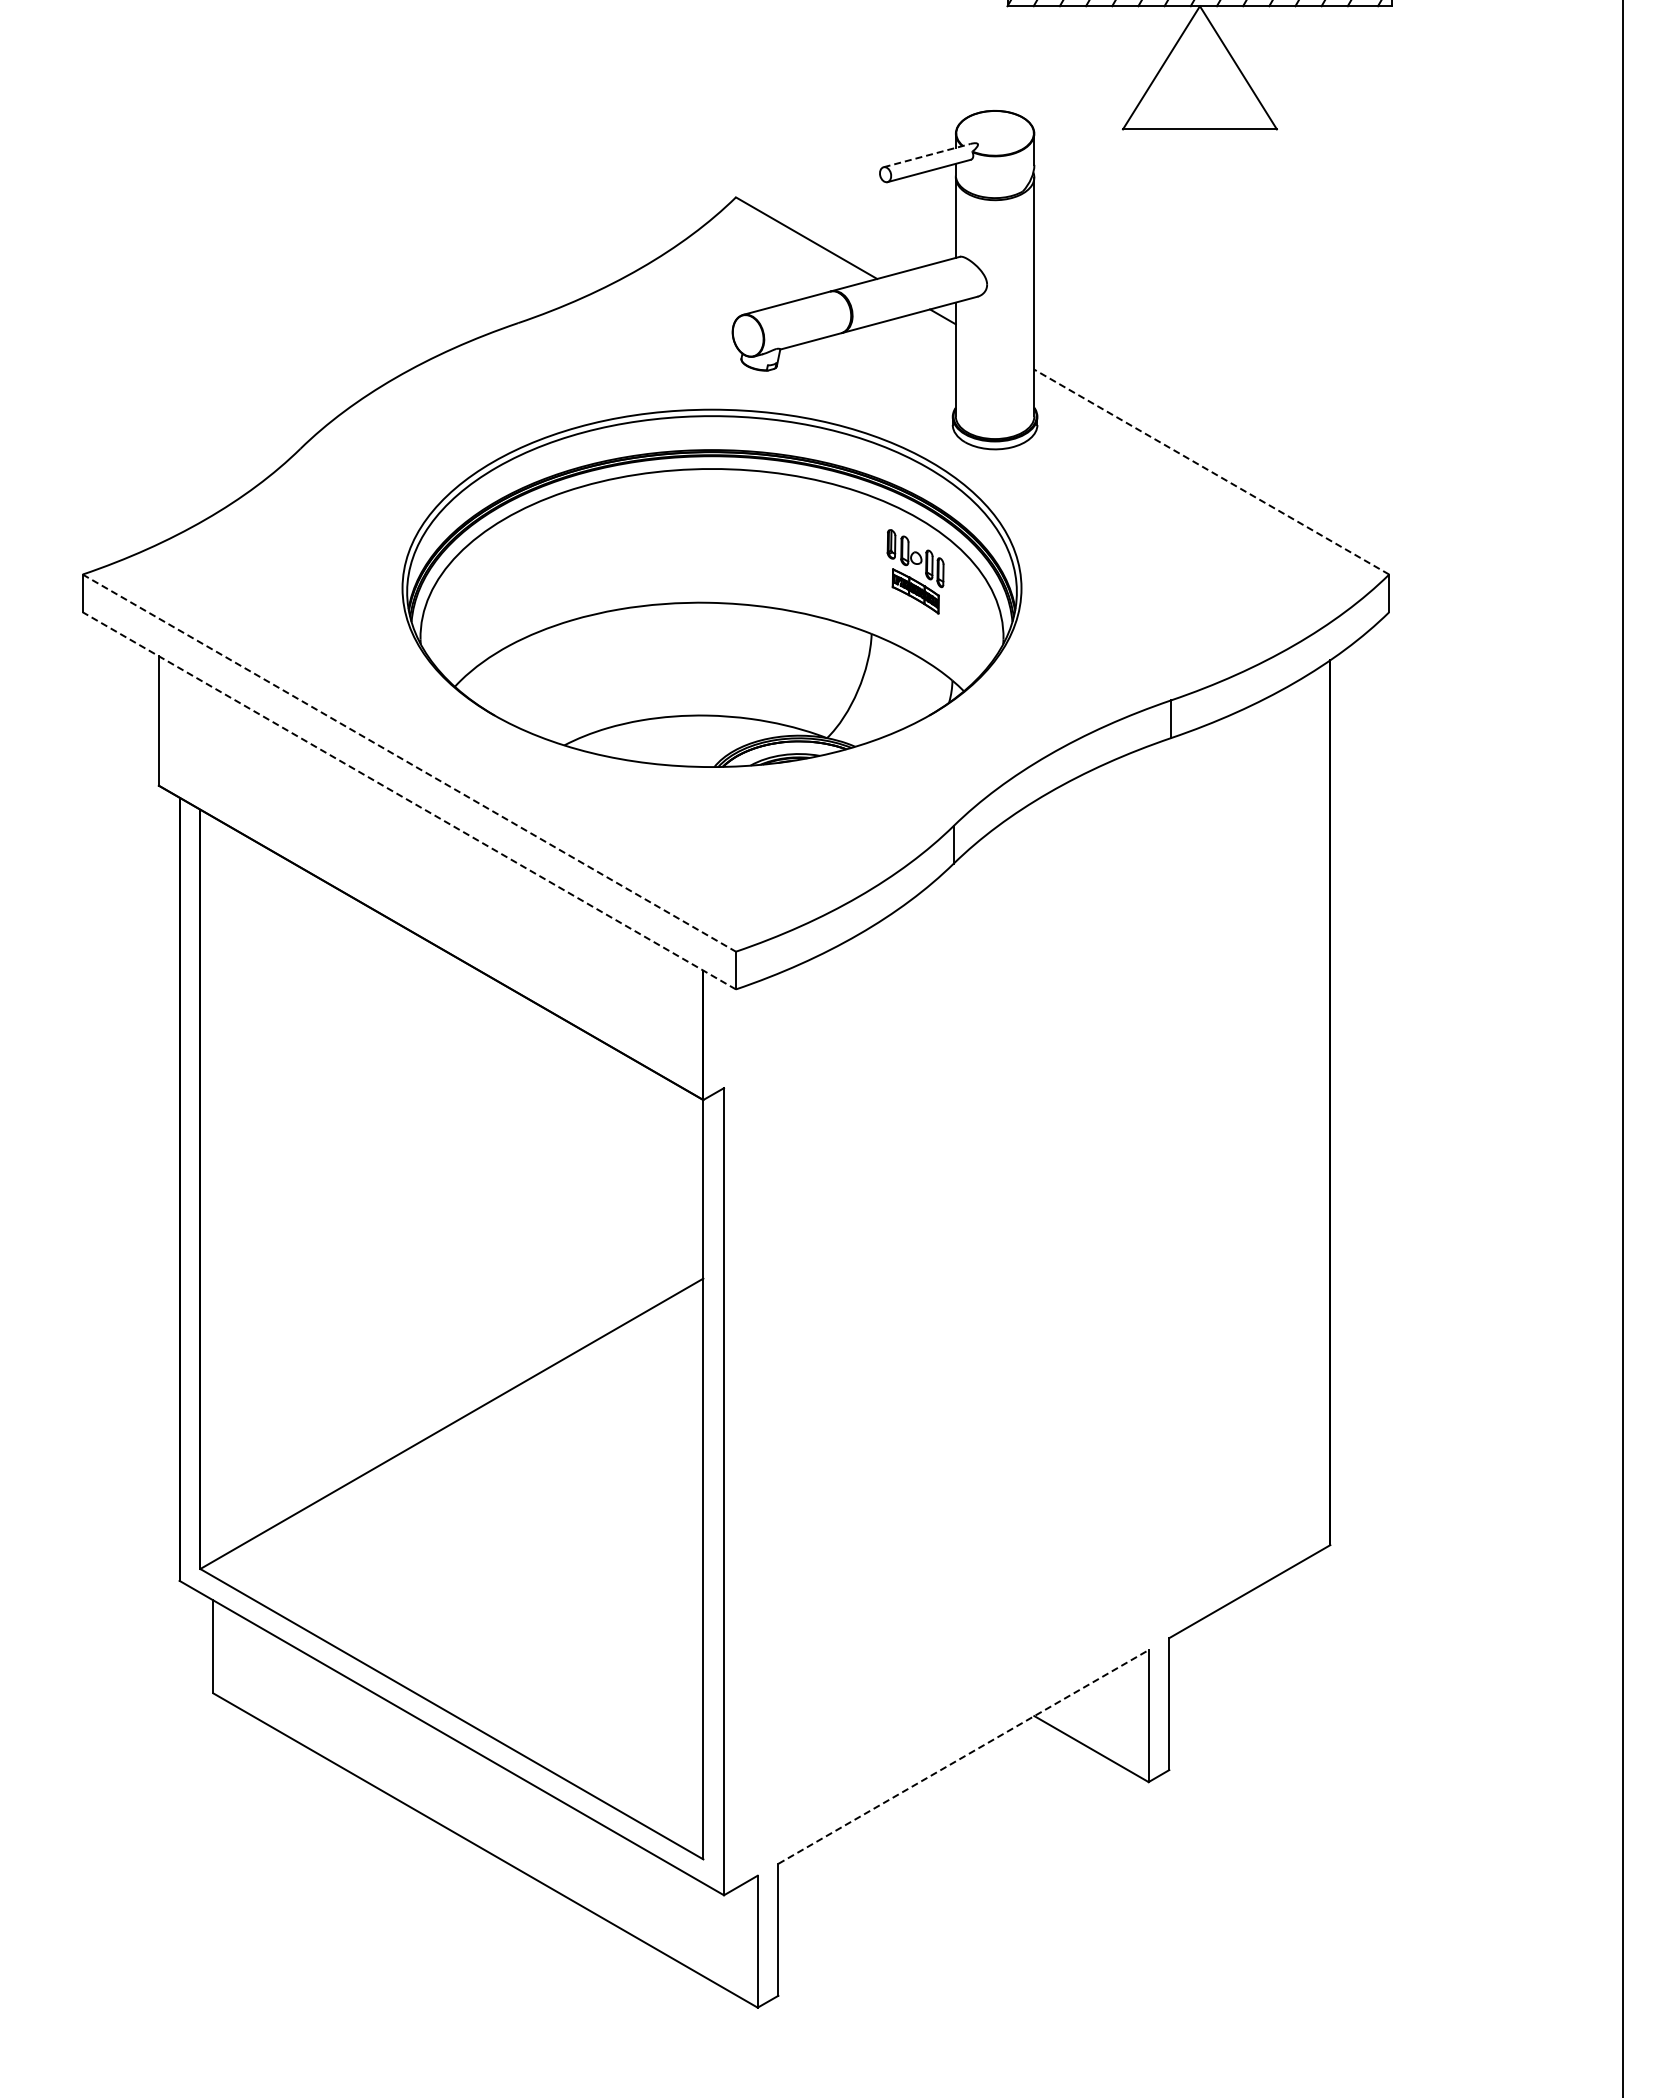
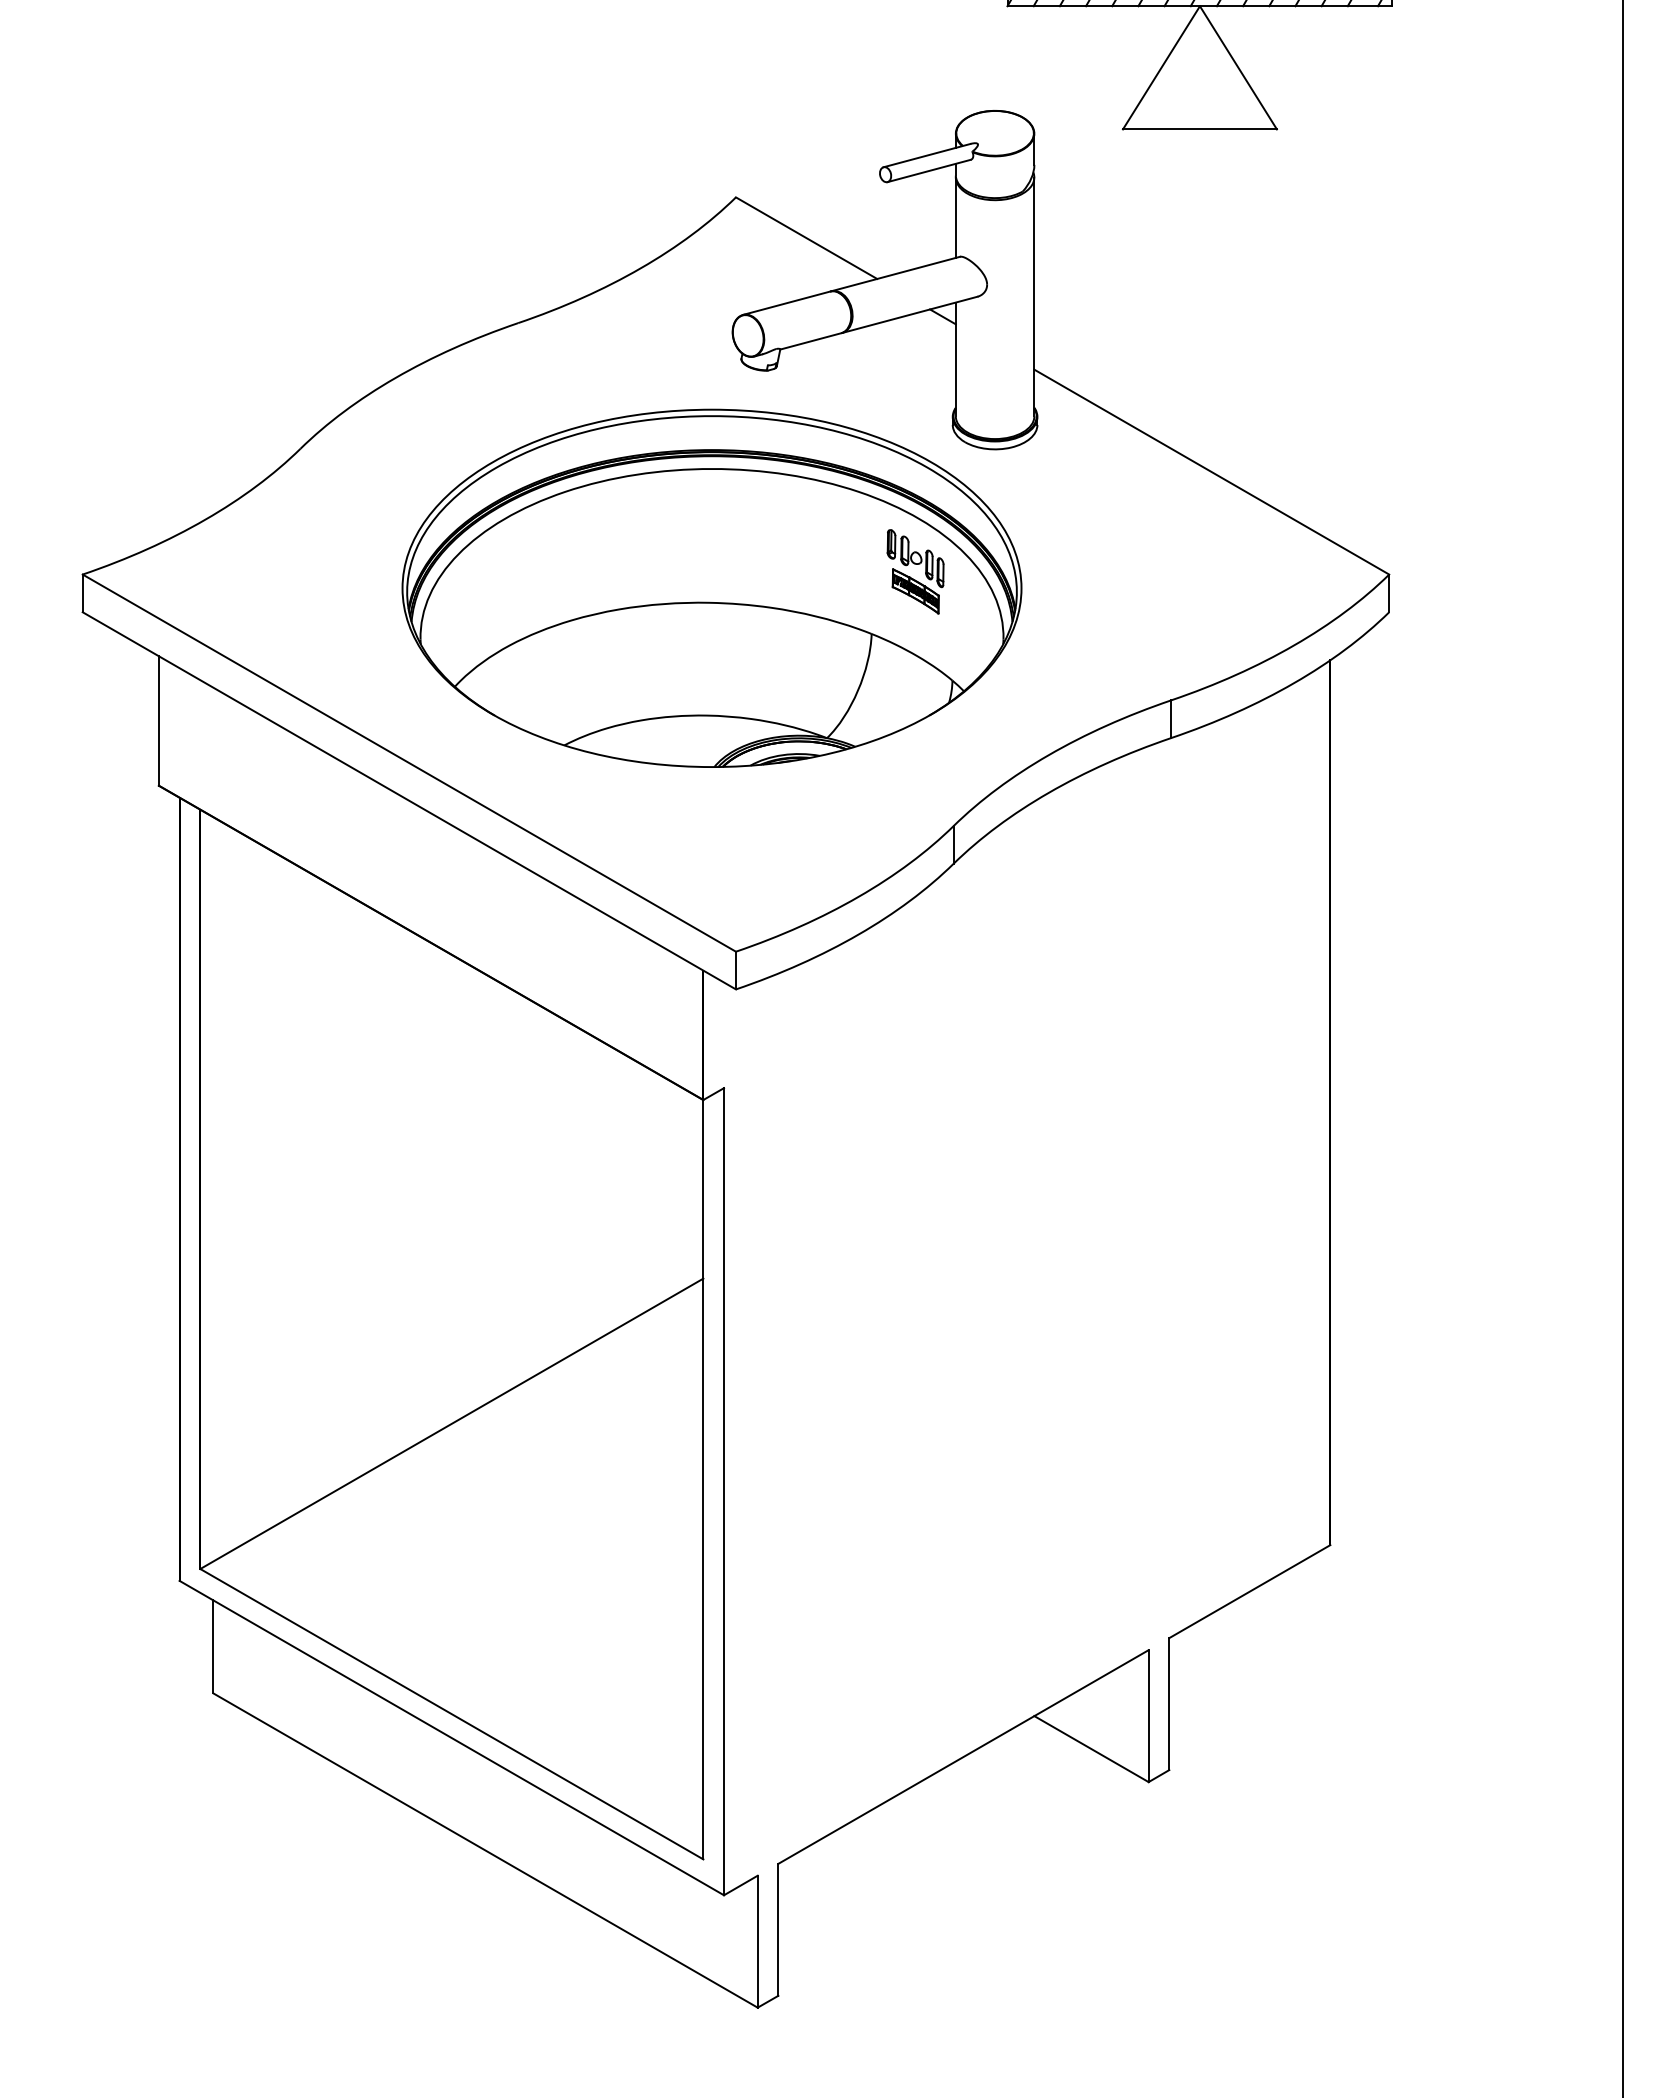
line: dashed -> solid (926, 155)
line: dashed -> solid (1211, 472)
line: dashed -> solid (409, 763)
line: dashed -> solid (408, 800)
line: dashed -> solid (963, 1757)
